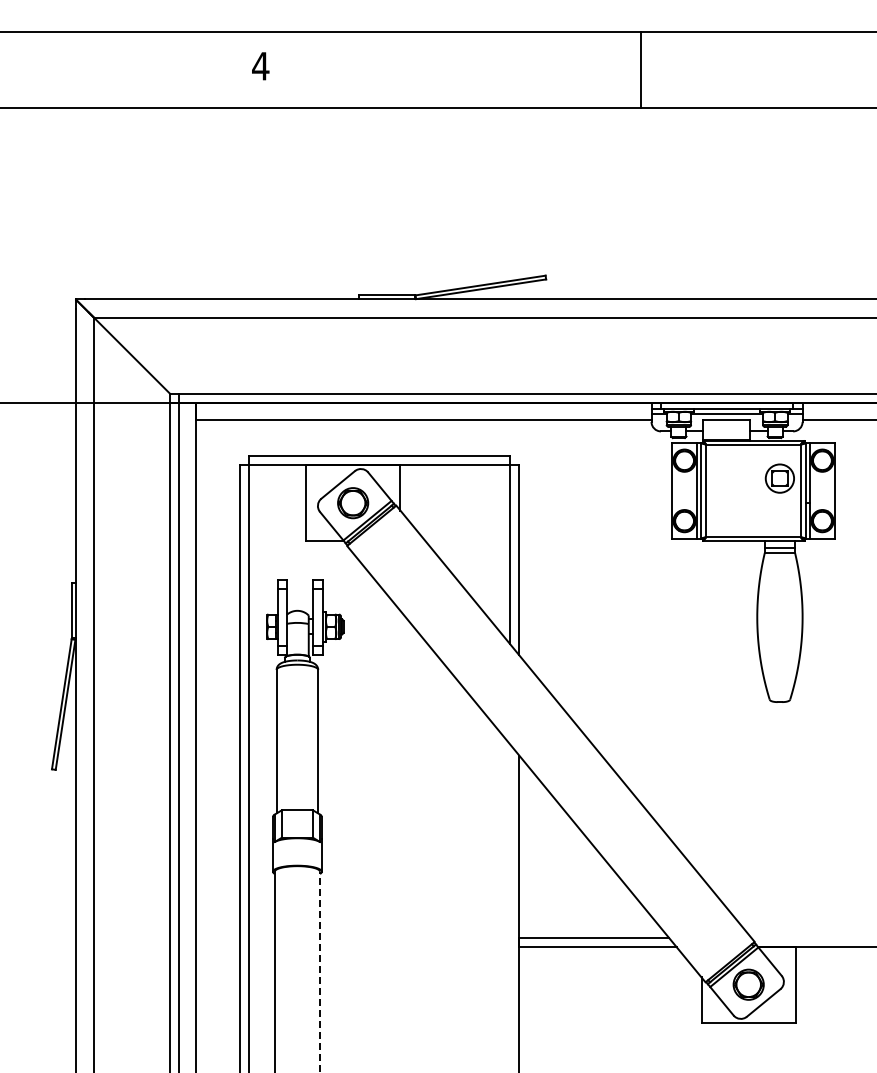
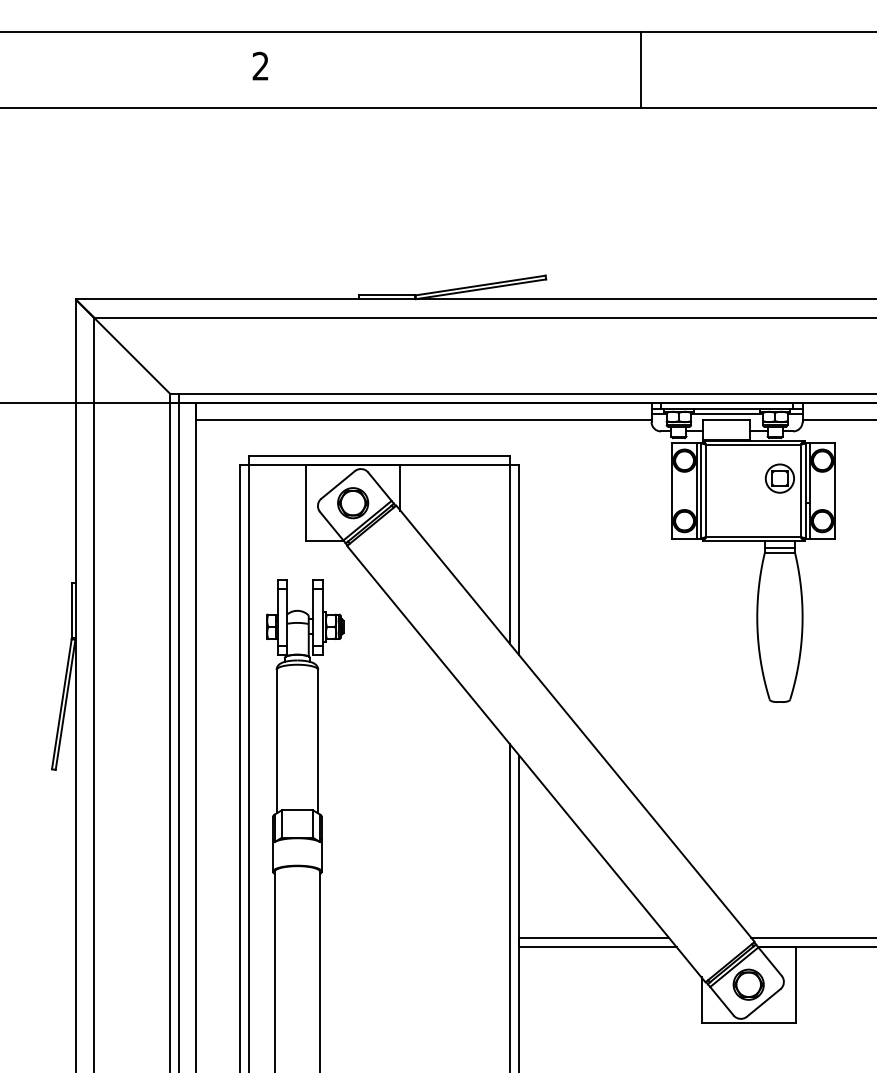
text: 4 -> 2 (260, 65)
line: none -> present (509, 906)
line: none -> present (812, 937)
line: dashed -> solid (320, 971)
